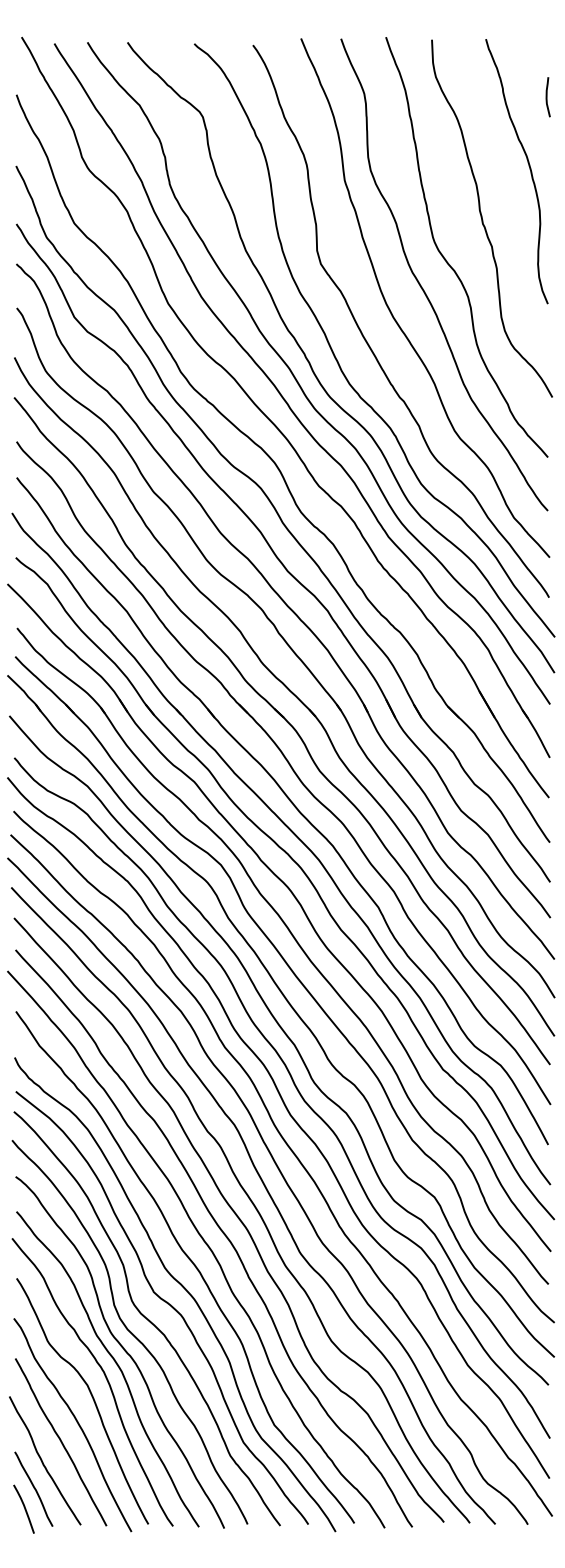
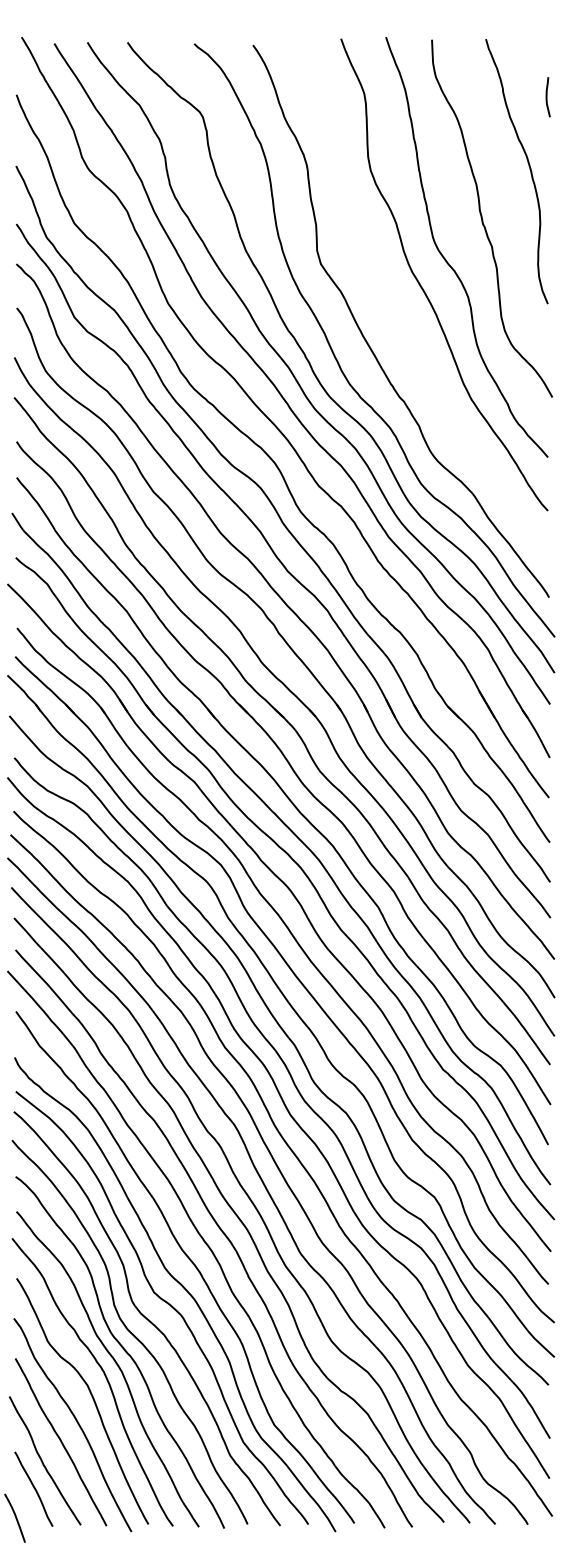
curve: present -> none (395, 318)
curve position: (23, 1507) -> (14, 1516) (14, 1516)
